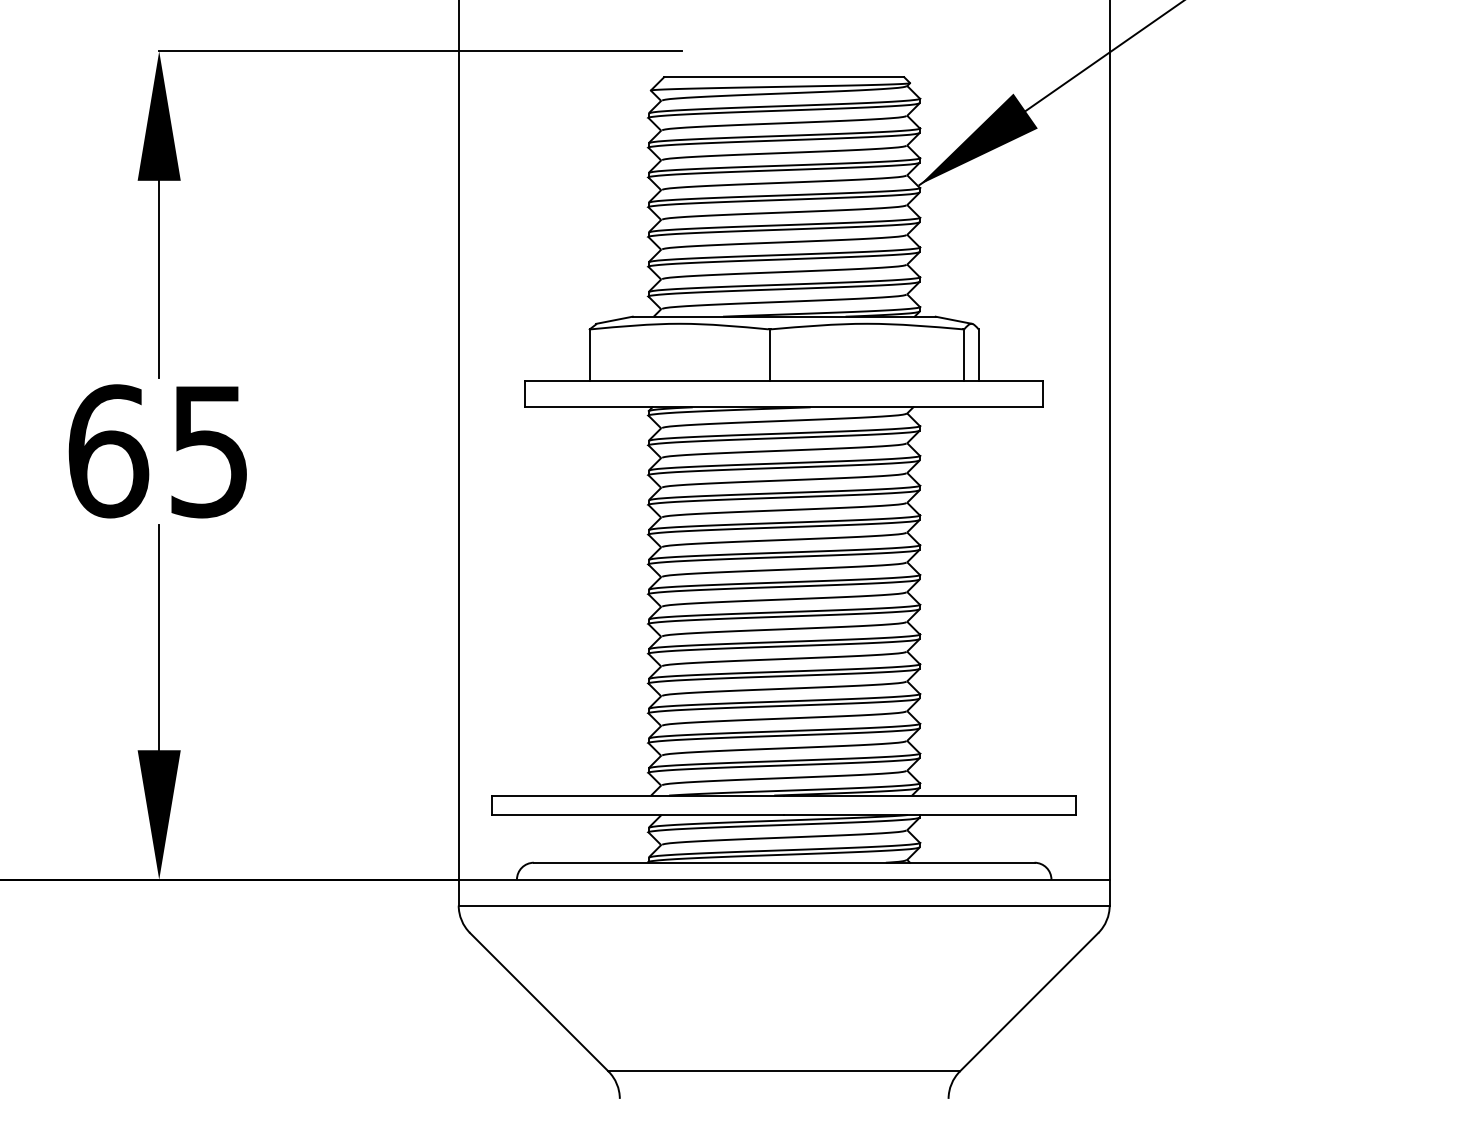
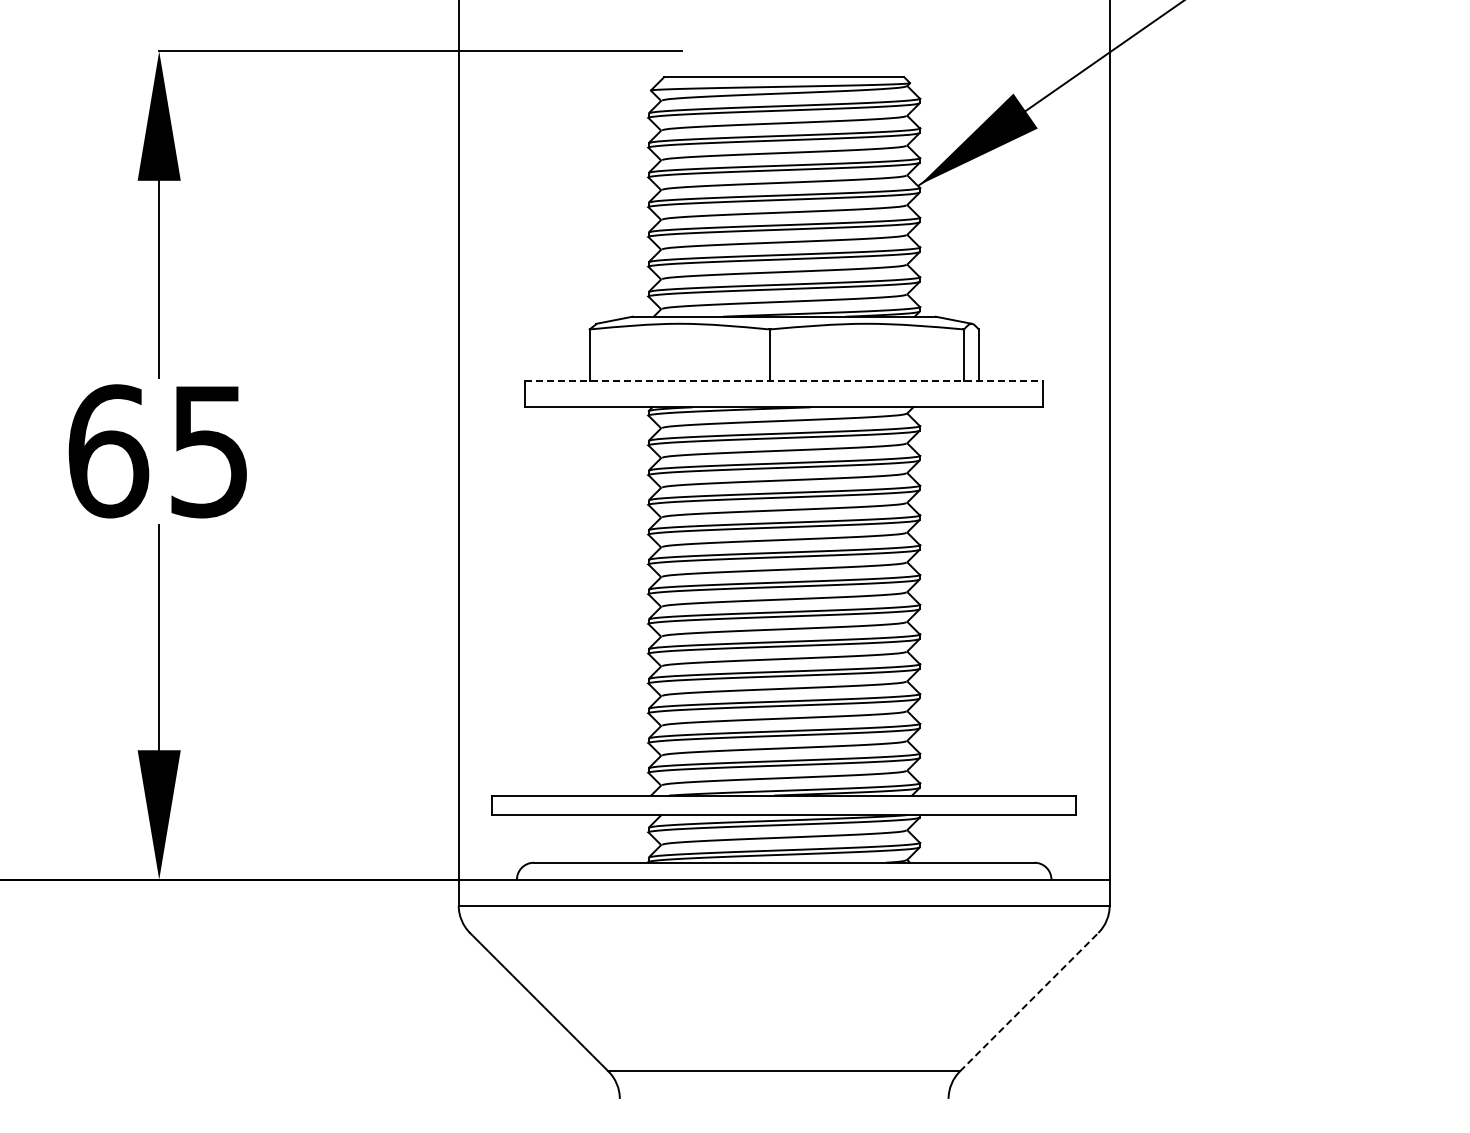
line: solid -> dashed (784, 381)
line: solid -> dashed (1029, 1002)
